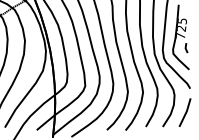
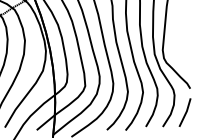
part: present -> none (180, 37)
